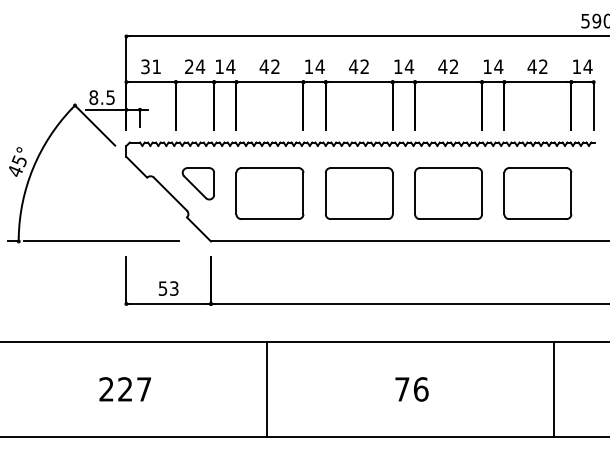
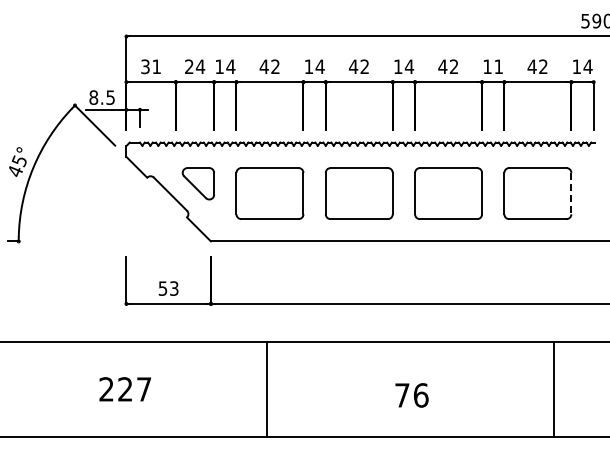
text: 14 -> 11 (498, 66)
line: solid -> dashed (571, 193)
line: present -> none (101, 241)
text position: (411, 389) -> (411, 395) (411, 395)
